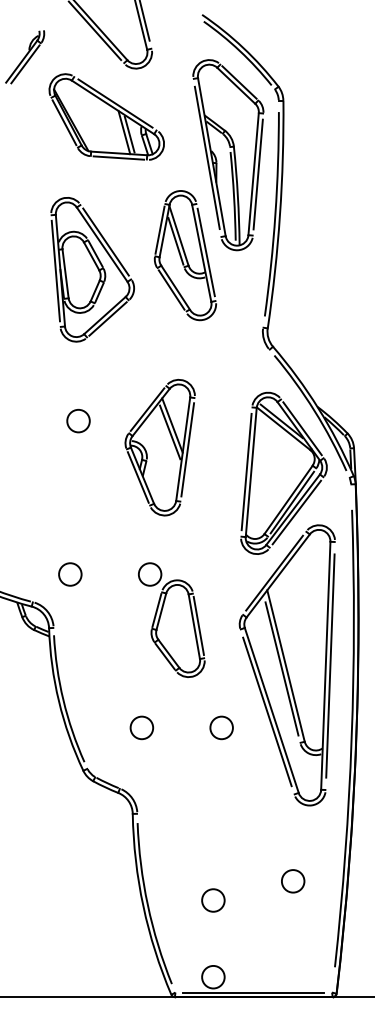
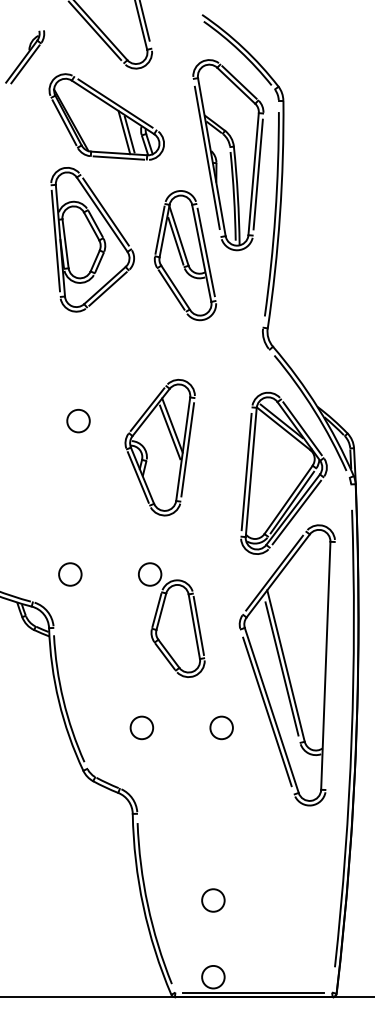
part position: (92, 269) -> (92, 239) (92, 239)
line: present -> none (330, 665)
circle: present -> none (293, 881)
